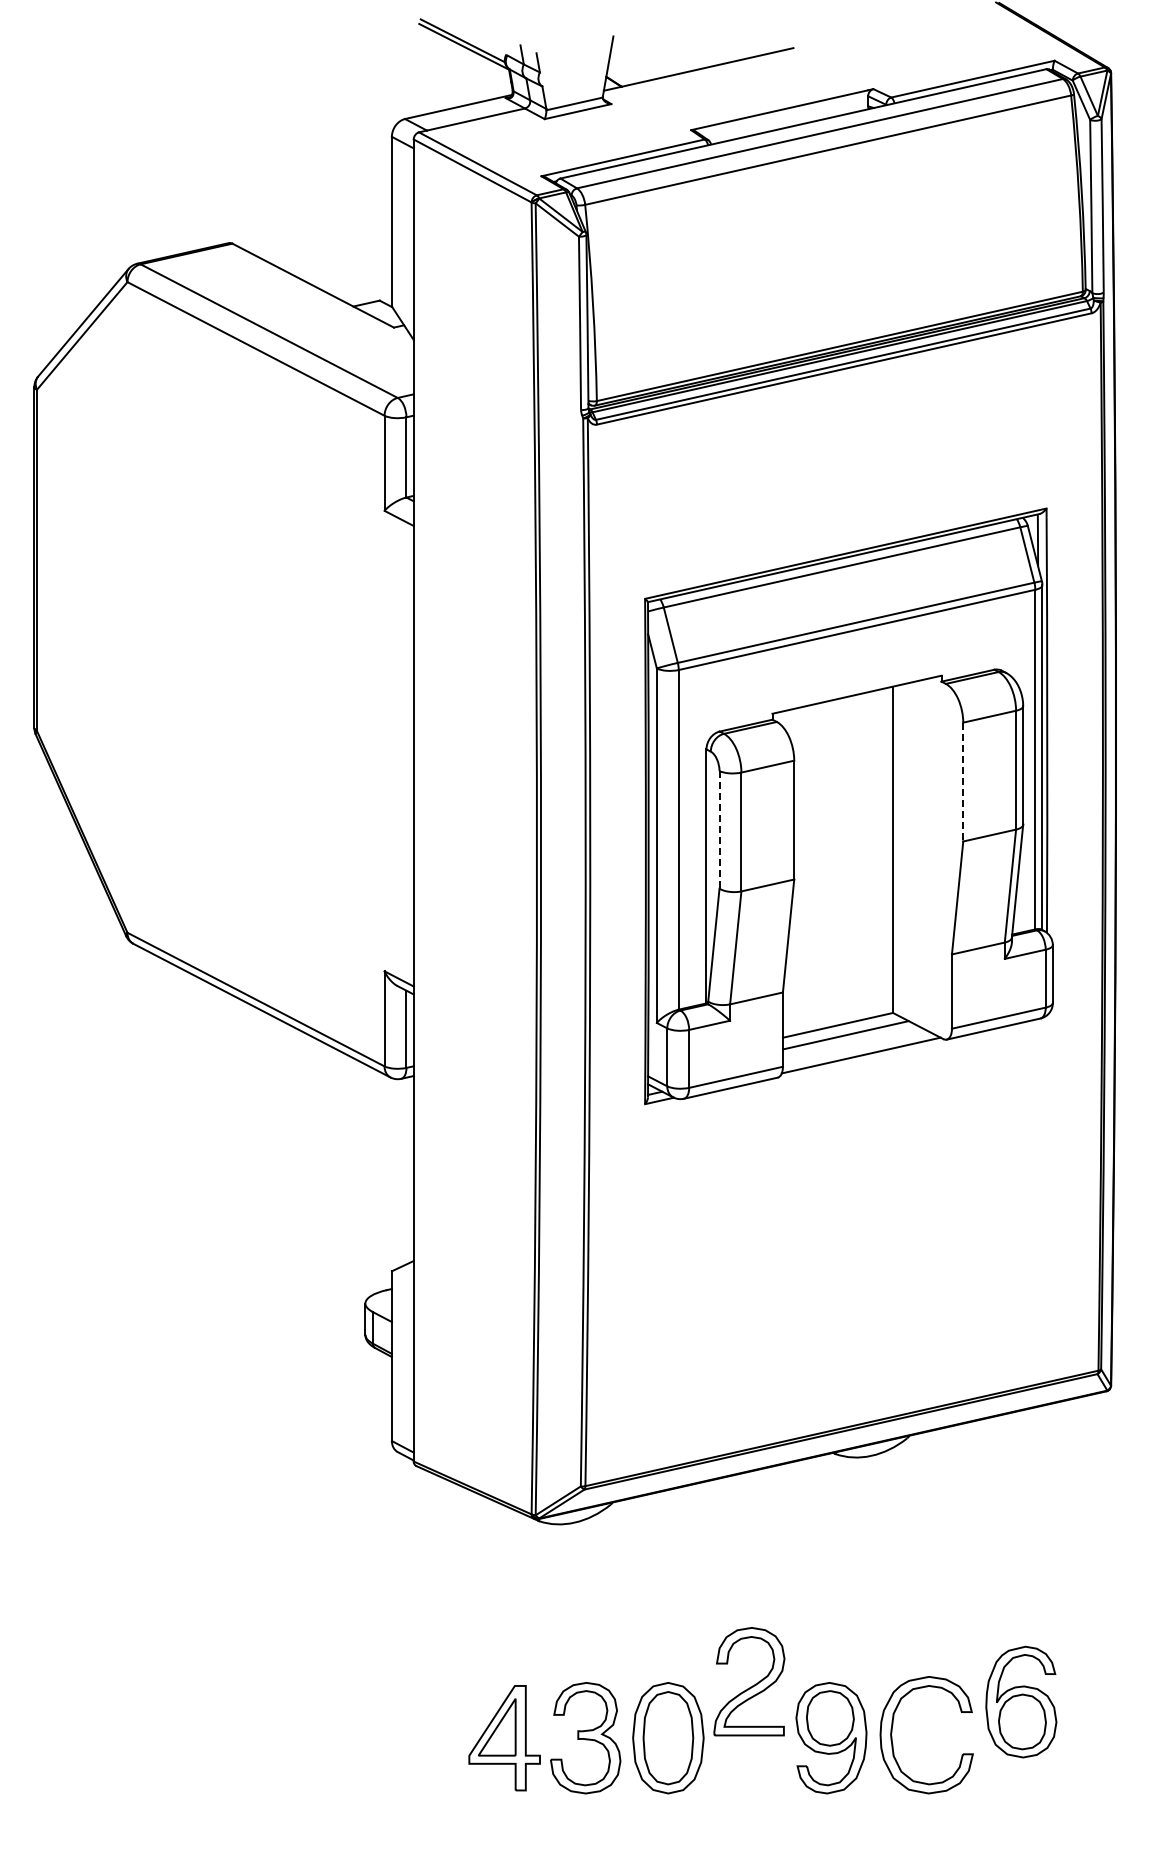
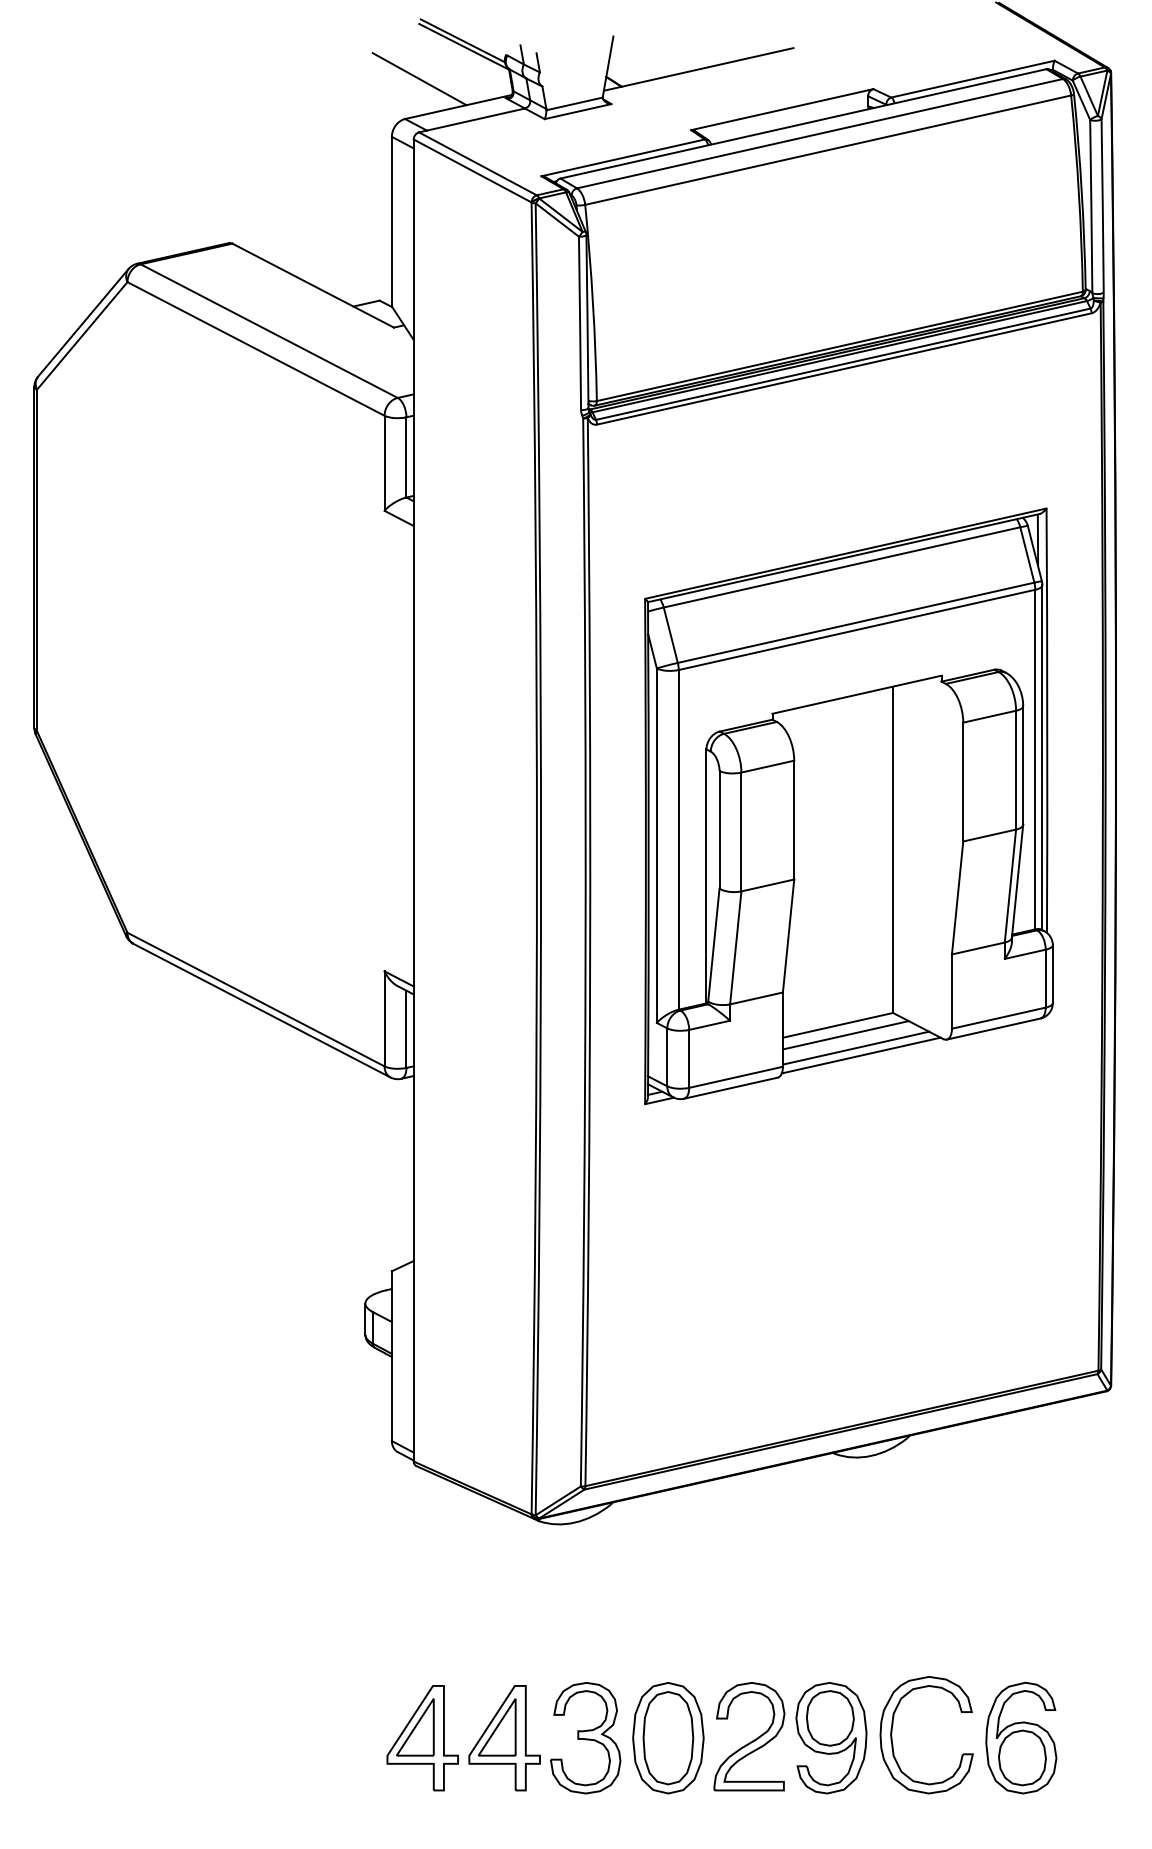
line: none -> present (419, 79)
line: dashed -> solid (963, 782)
line: dashed -> solid (719, 829)
line: none -> present (855, 1047)
part position: (749, 1681) -> (749, 1736) (749, 1736)
part position: (1021, 1701) -> (1021, 1737) (1021, 1737)
part: none -> present (422, 1738)
